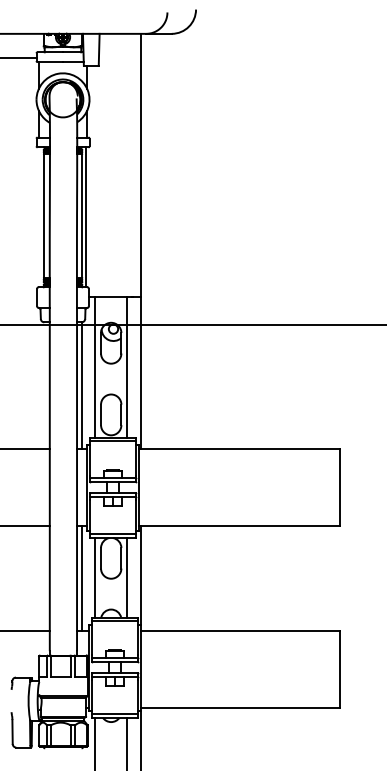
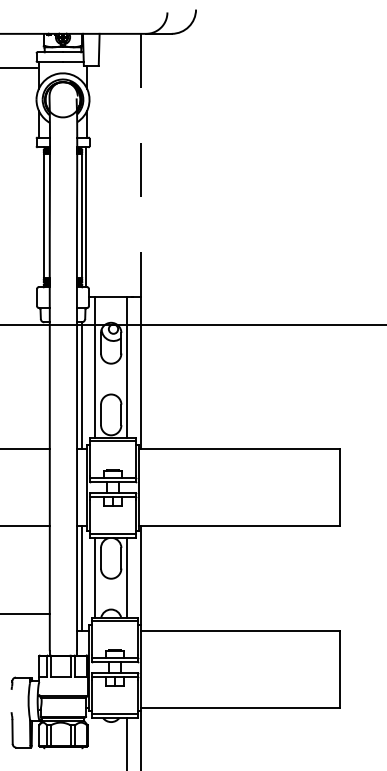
line position: (19, 58) -> (19, 68) (19, 68)
line: solid -> dashed (140, 165)
line position: (25, 630) -> (25, 613) (25, 613)
line: present -> none (95, 742)
